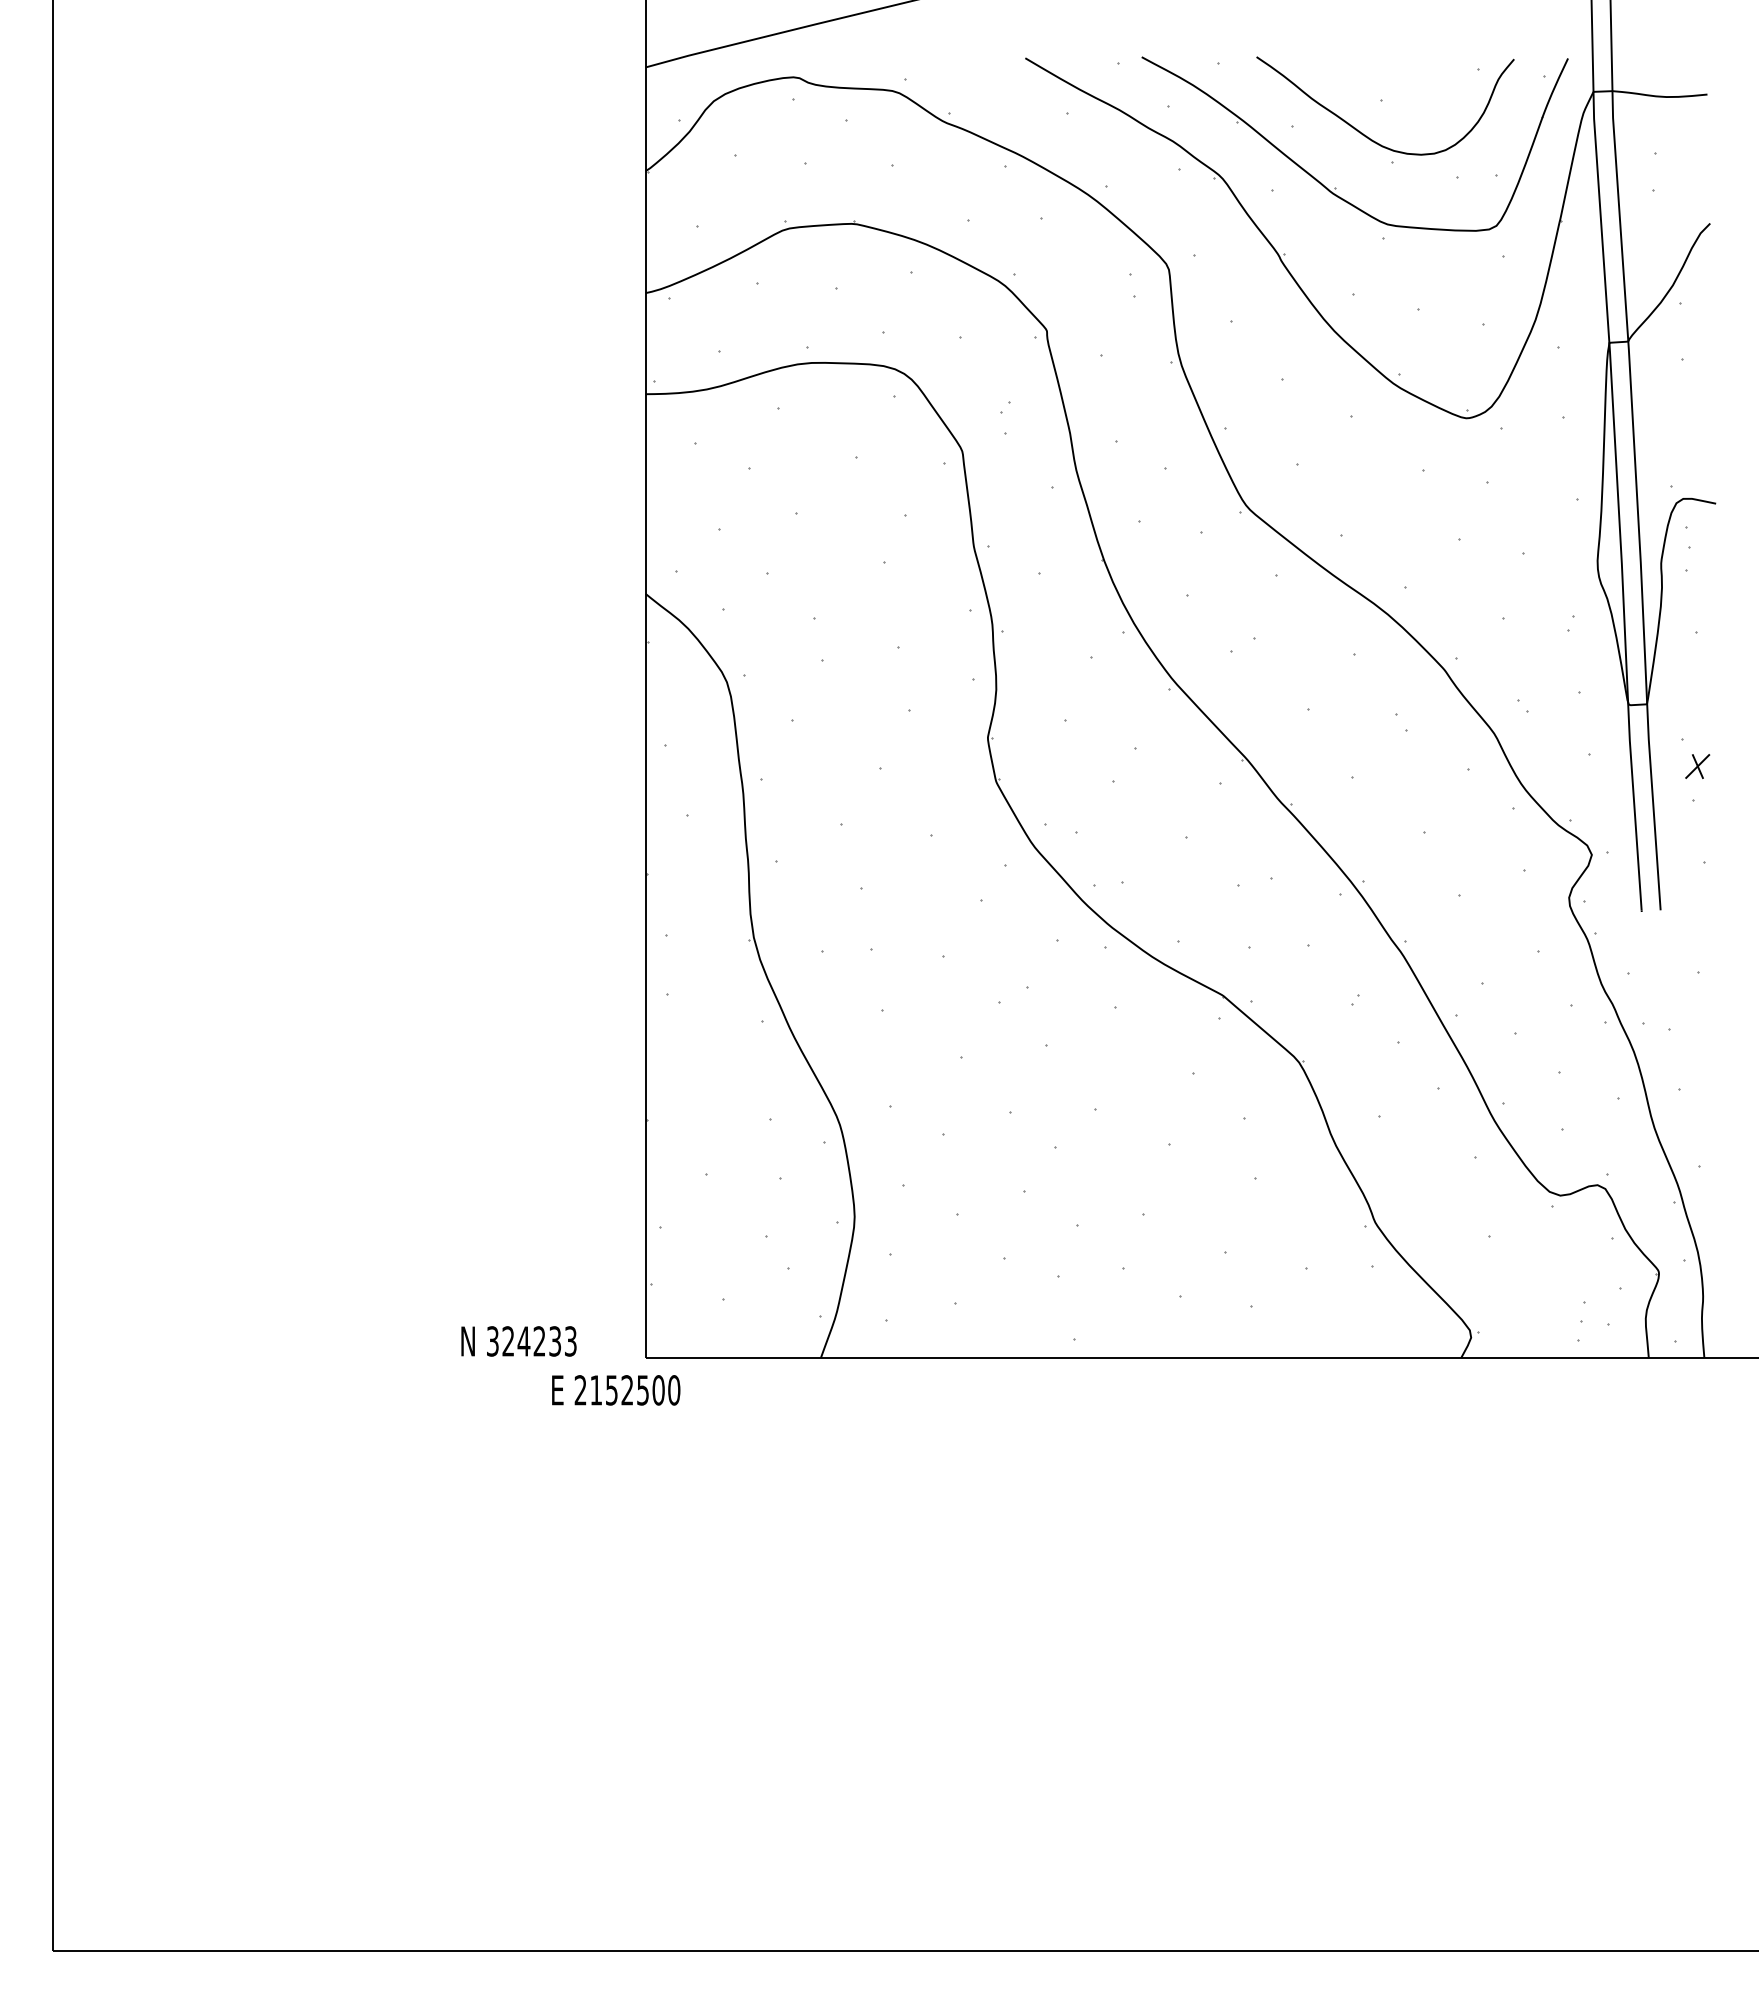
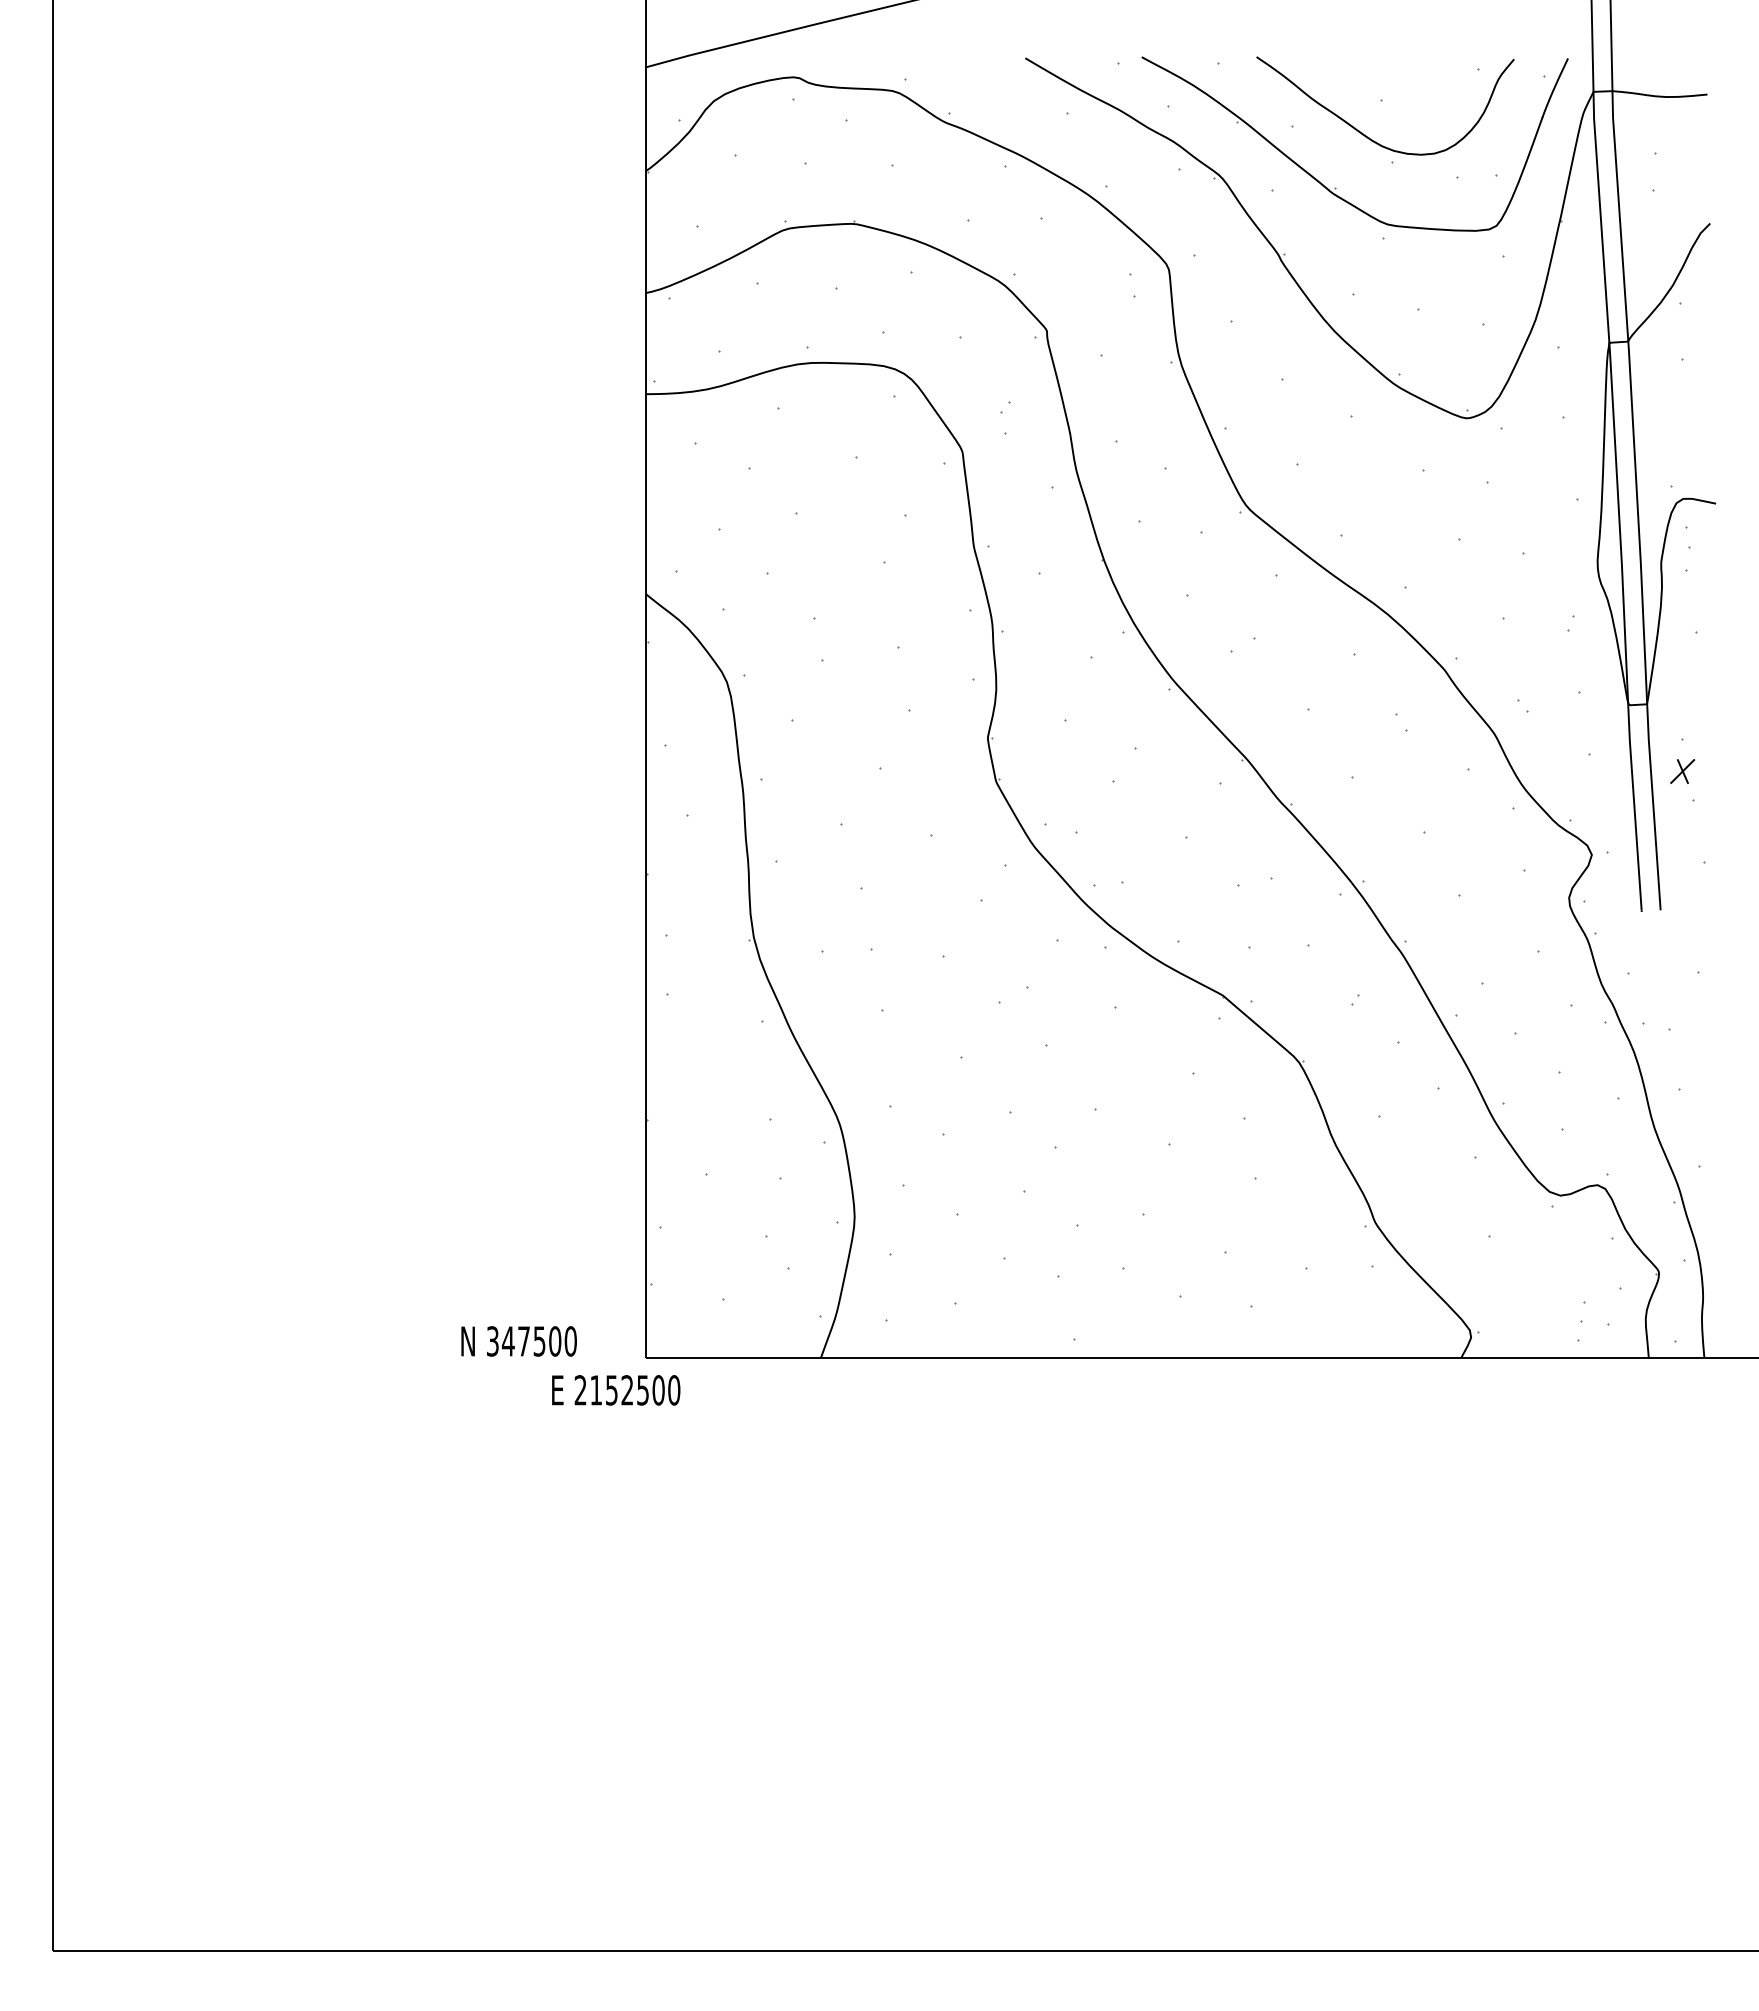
part position: (1697, 766) -> (1682, 771) (1682, 771)
text: 324233 -> 347500 (539, 1341)
